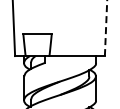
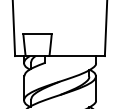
line: dashed -> solid (106, 28)
